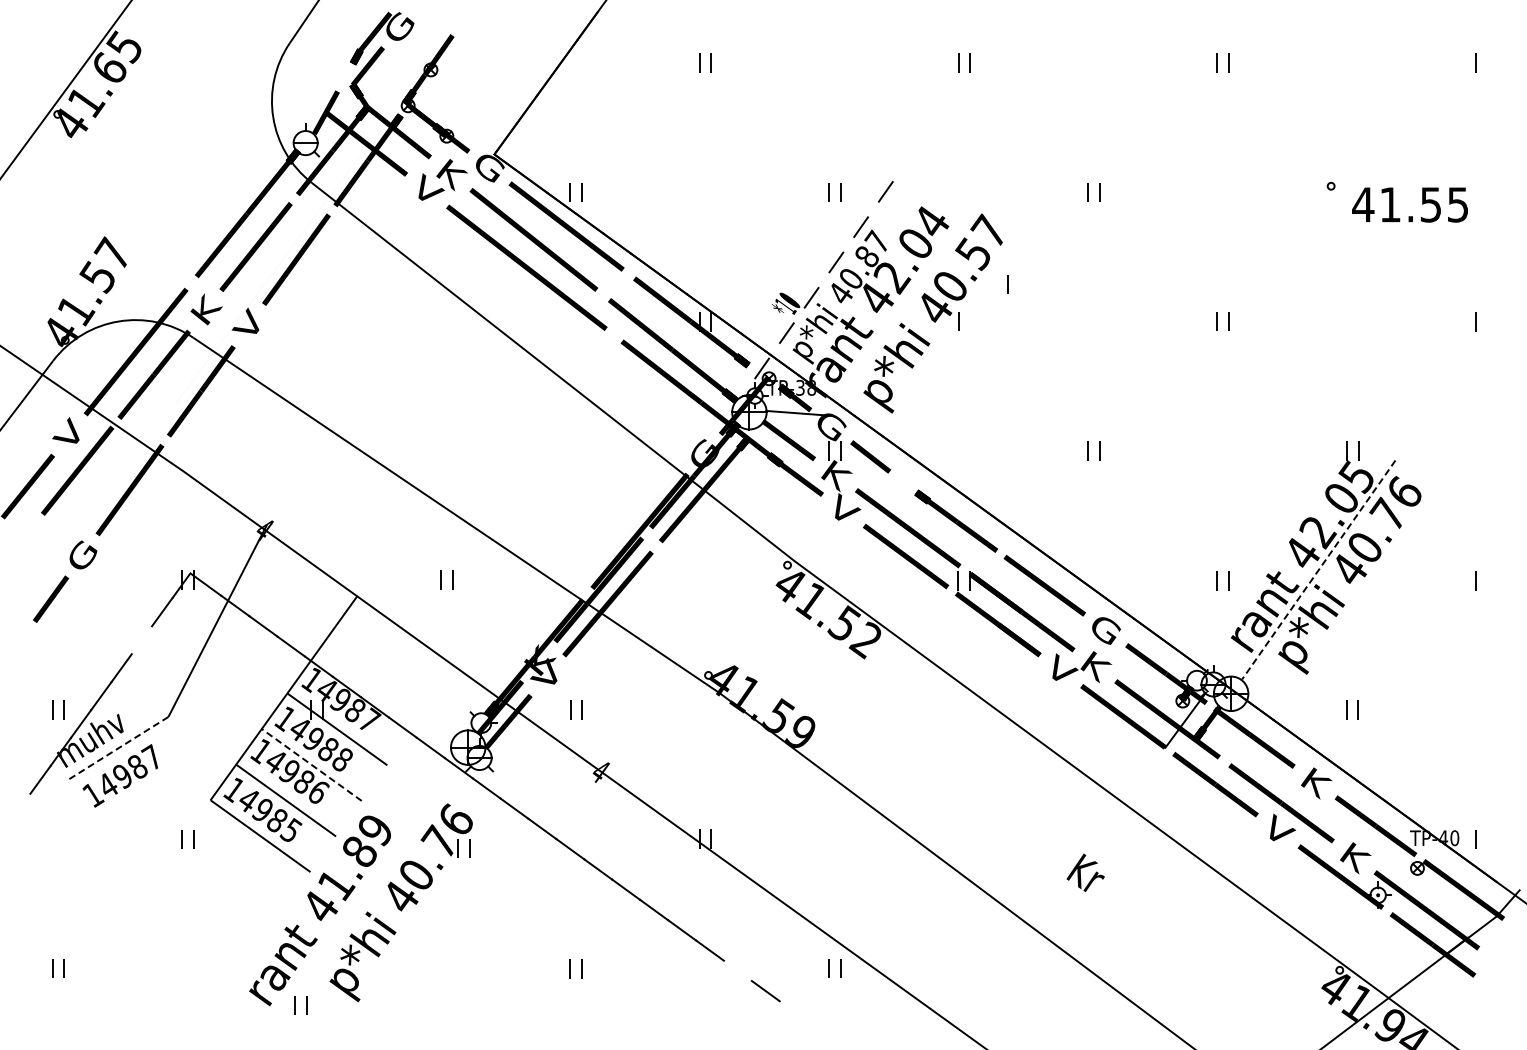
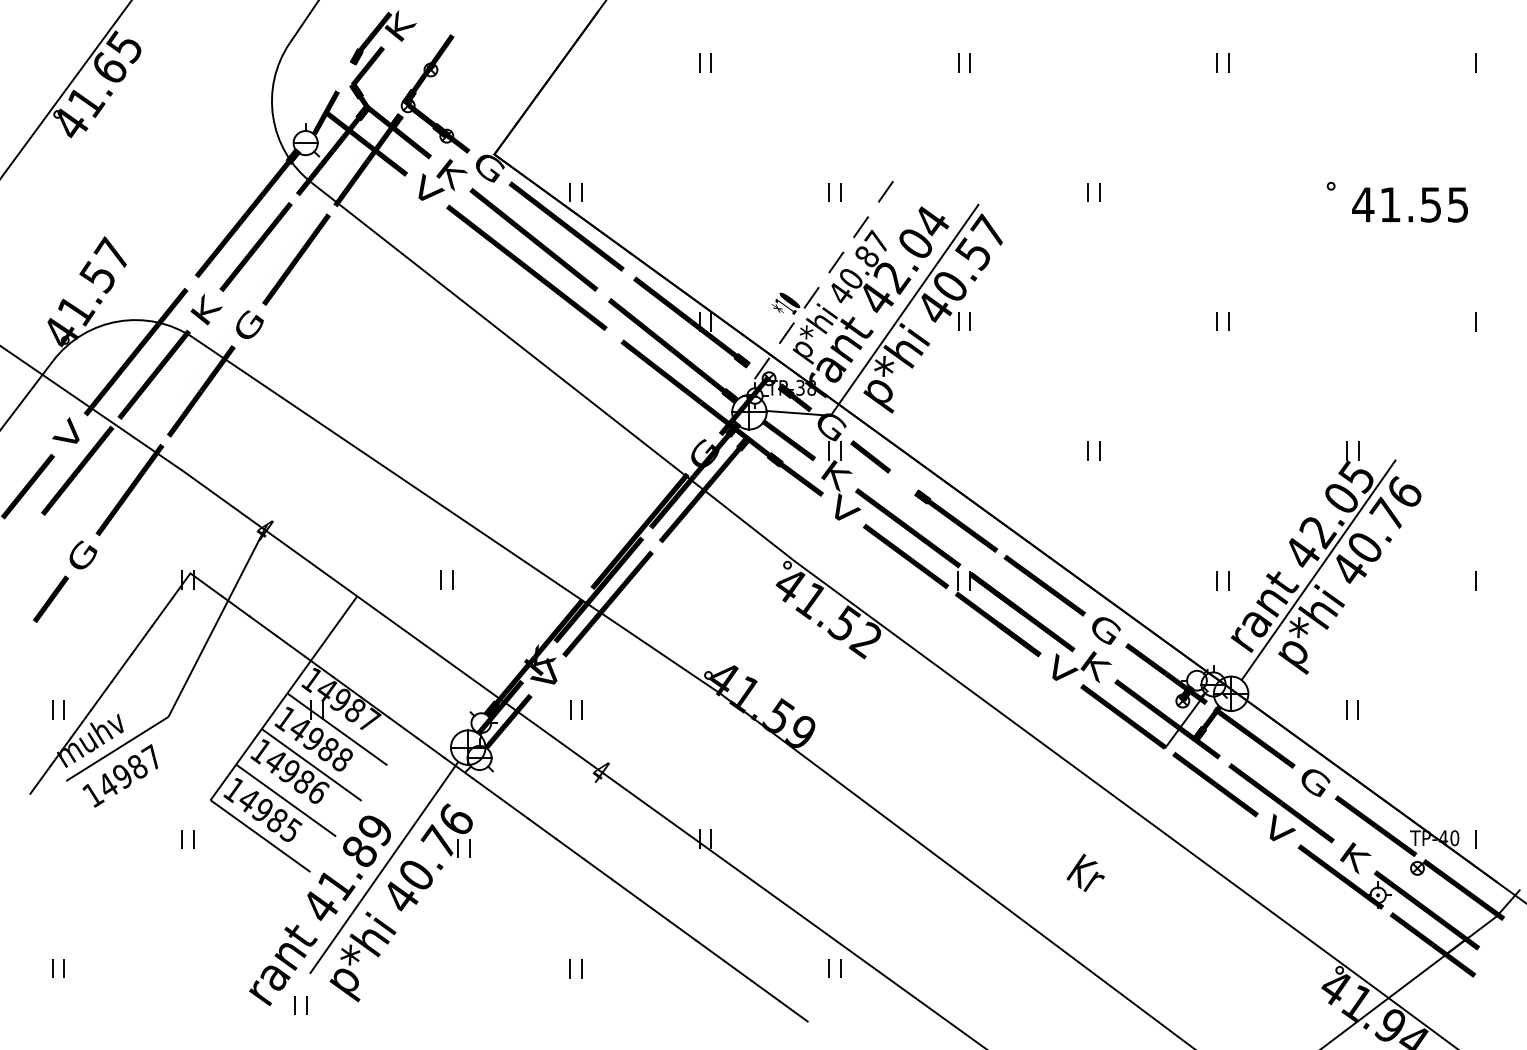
text: G -> K (400, 25)
line position: (1007, 284) -> (969, 321) (969, 321)
line: none -> present (904, 309)
text: V -> G (247, 322)
line: dashed -> solid (1318, 569)
line: none -> present (141, 640)
line: dashed -> solid (116, 749)
line: dashed -> solid (311, 764)
text: K -> G (1316, 783)
line: none -> present (384, 867)
line: none -> present (737, 970)
line: none -> present (793, 1011)
